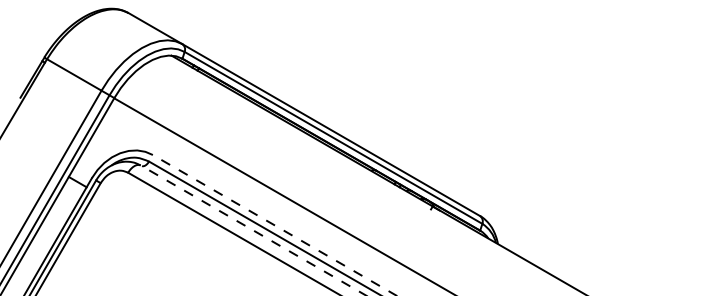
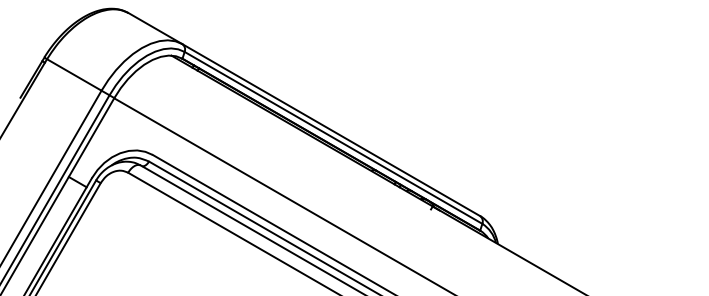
line: dashed -> solid (274, 225)
line: dashed -> solid (253, 230)
